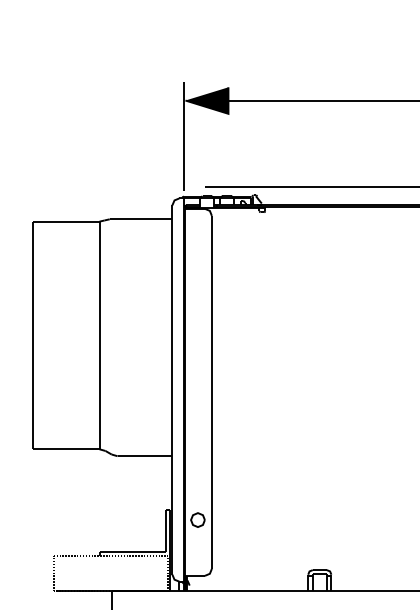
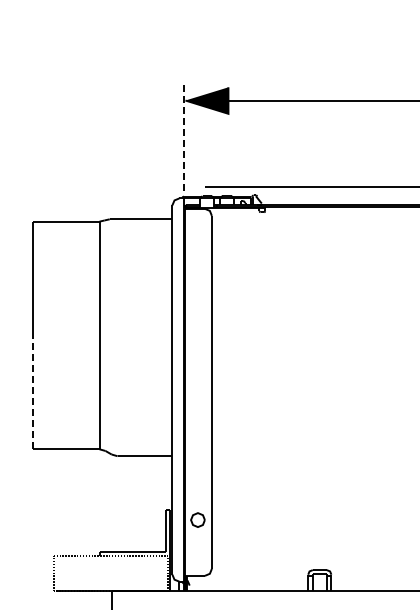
line: solid -> dashed (184, 136)
line: solid -> dashed (33, 392)
